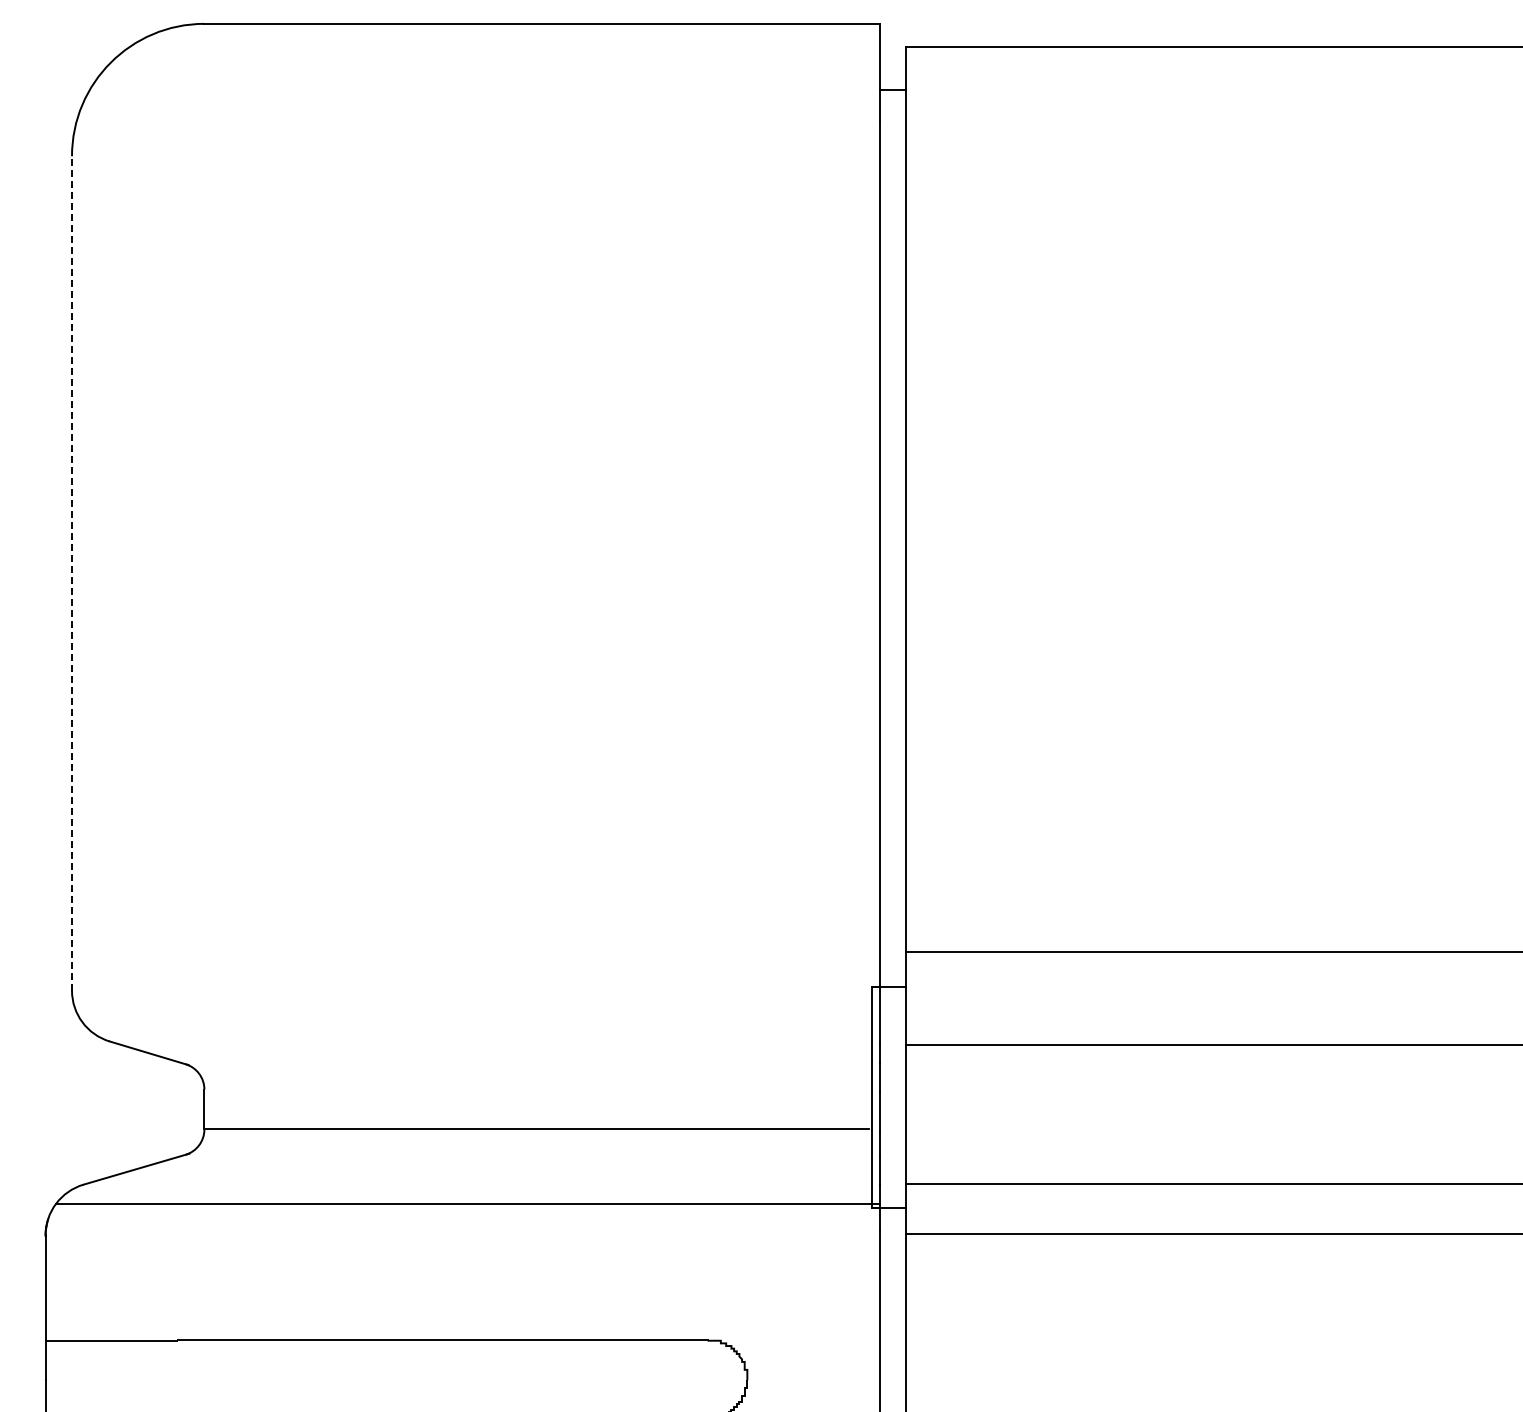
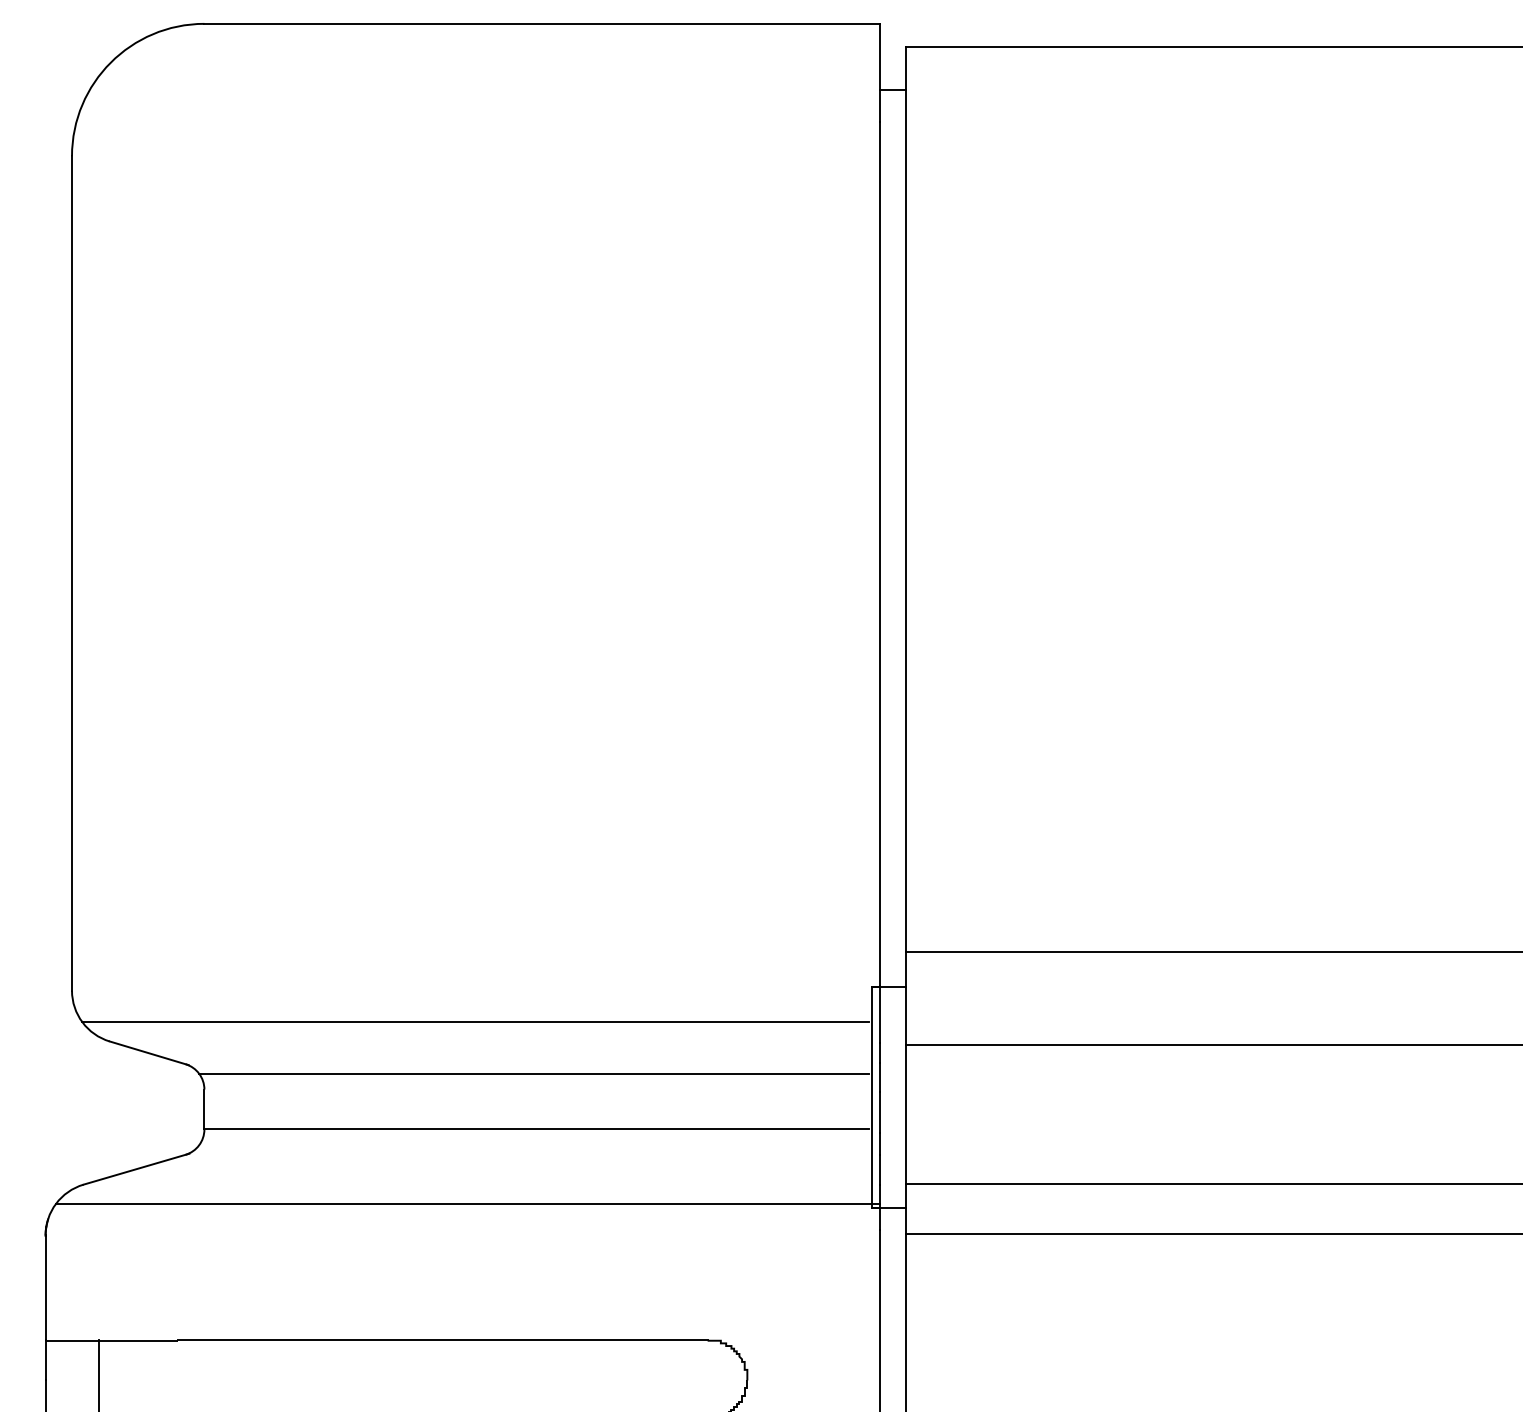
line: dashed -> solid (72, 572)
line: none -> present (475, 1022)
line: none -> present (534, 1073)
line: none -> present (98, 1373)
